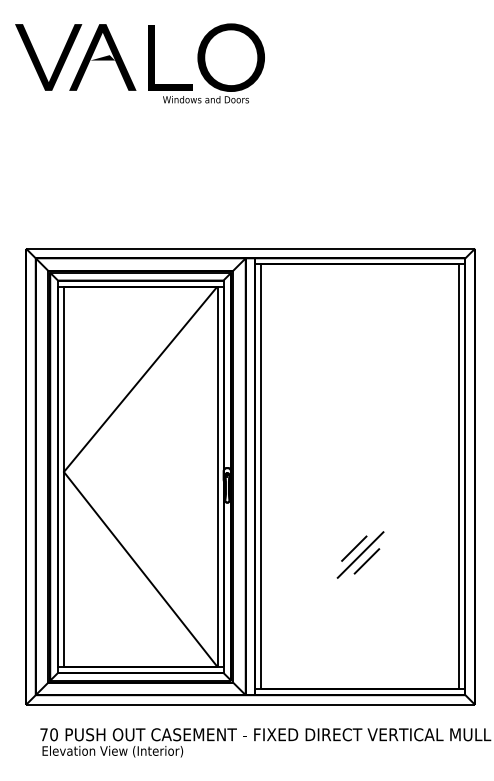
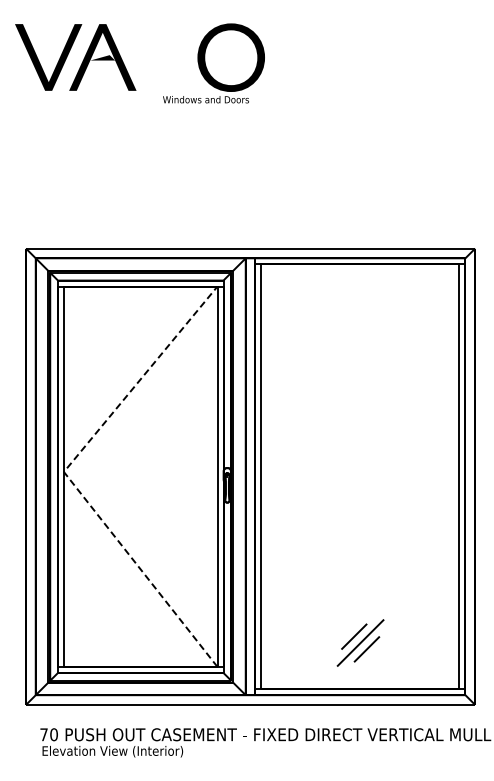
fill: present -> none (169, 57)
line: solid -> dashed (65, 474)
part position: (360, 554) -> (360, 642) (360, 642)
